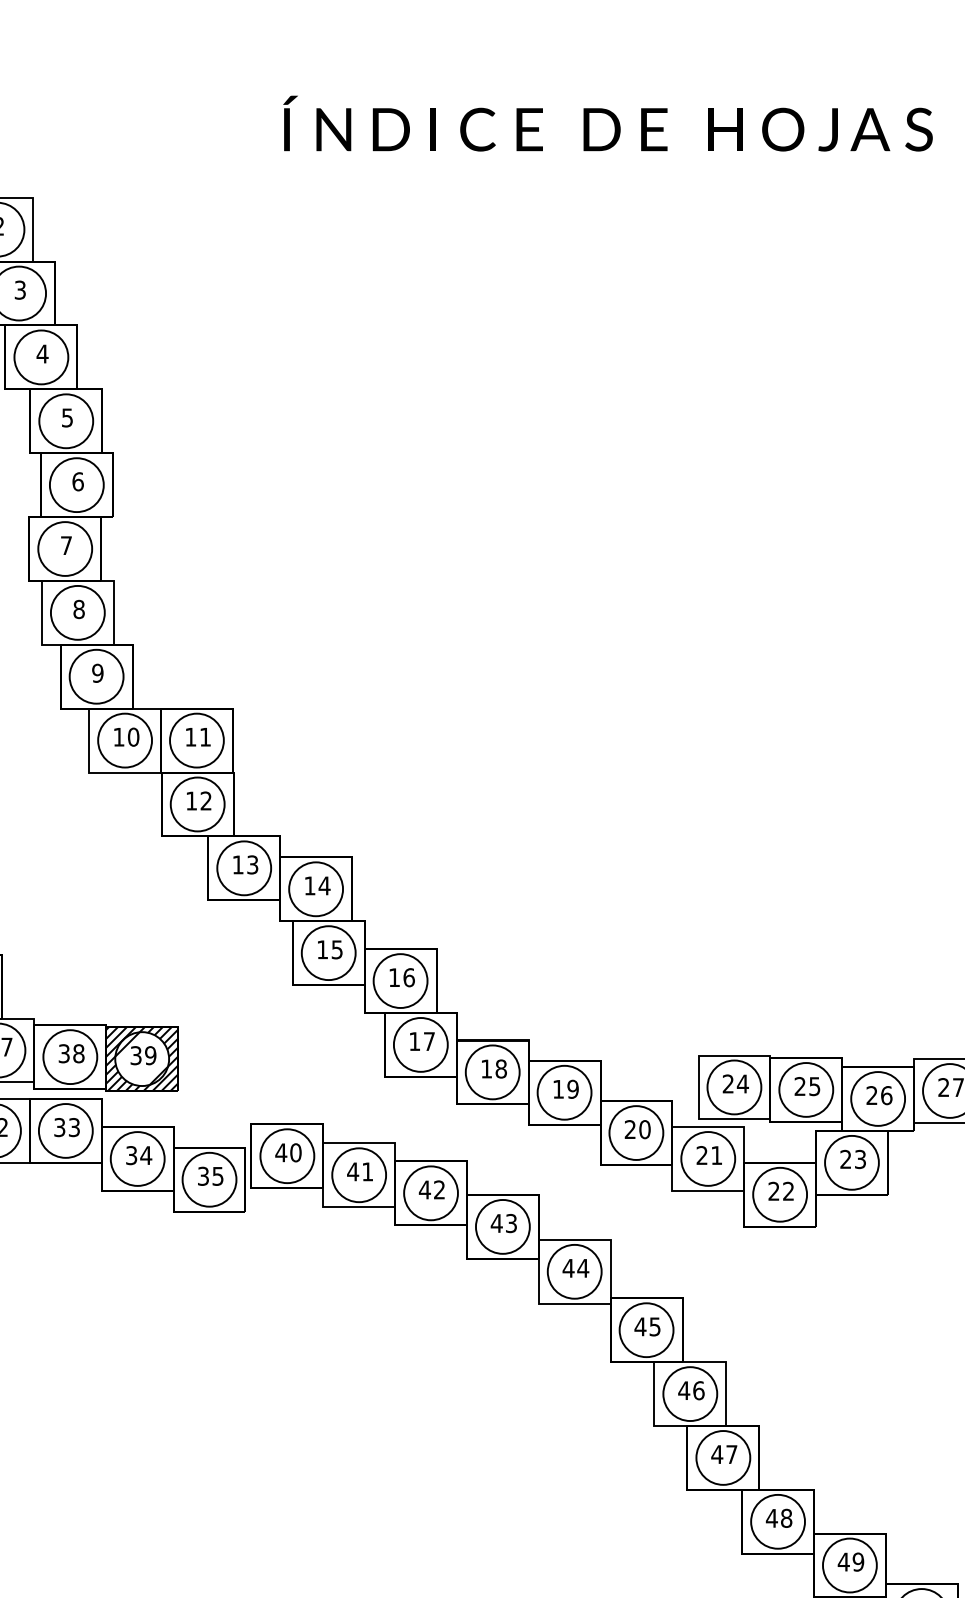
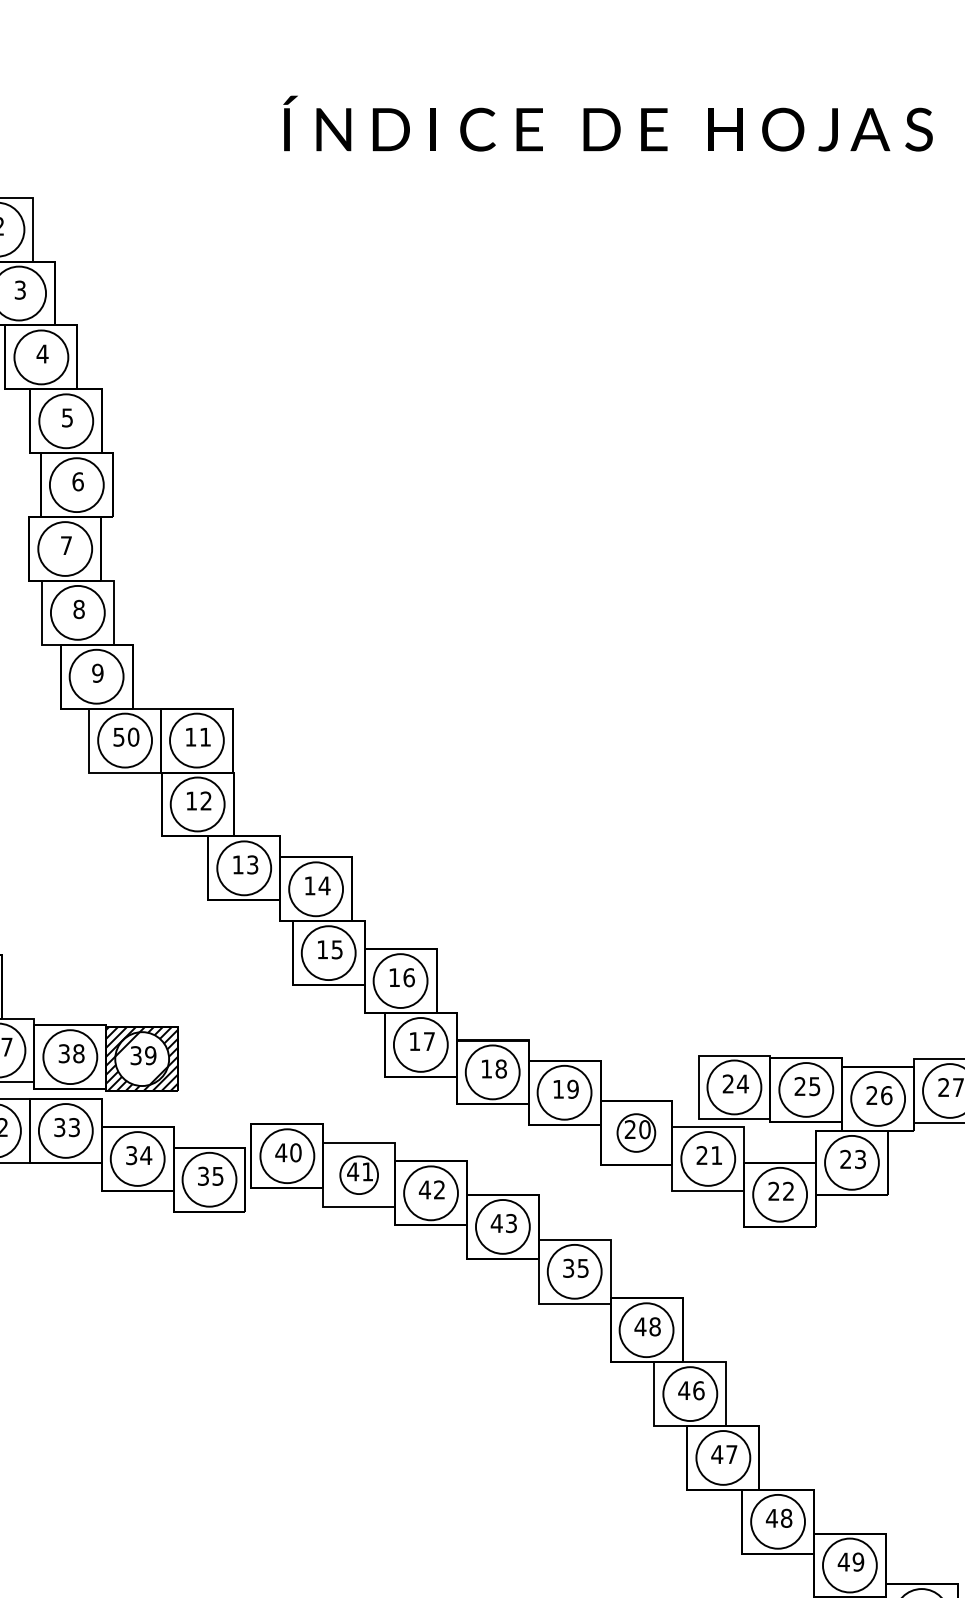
text: 10 -> 50 (118, 737)
circle diameter: 54 px -> 38 px (636, 1132)
circle diameter: 54 px -> 38 px (359, 1175)
text: 44 -> 35 (575, 1267)
text: 45 -> 48 (654, 1326)
